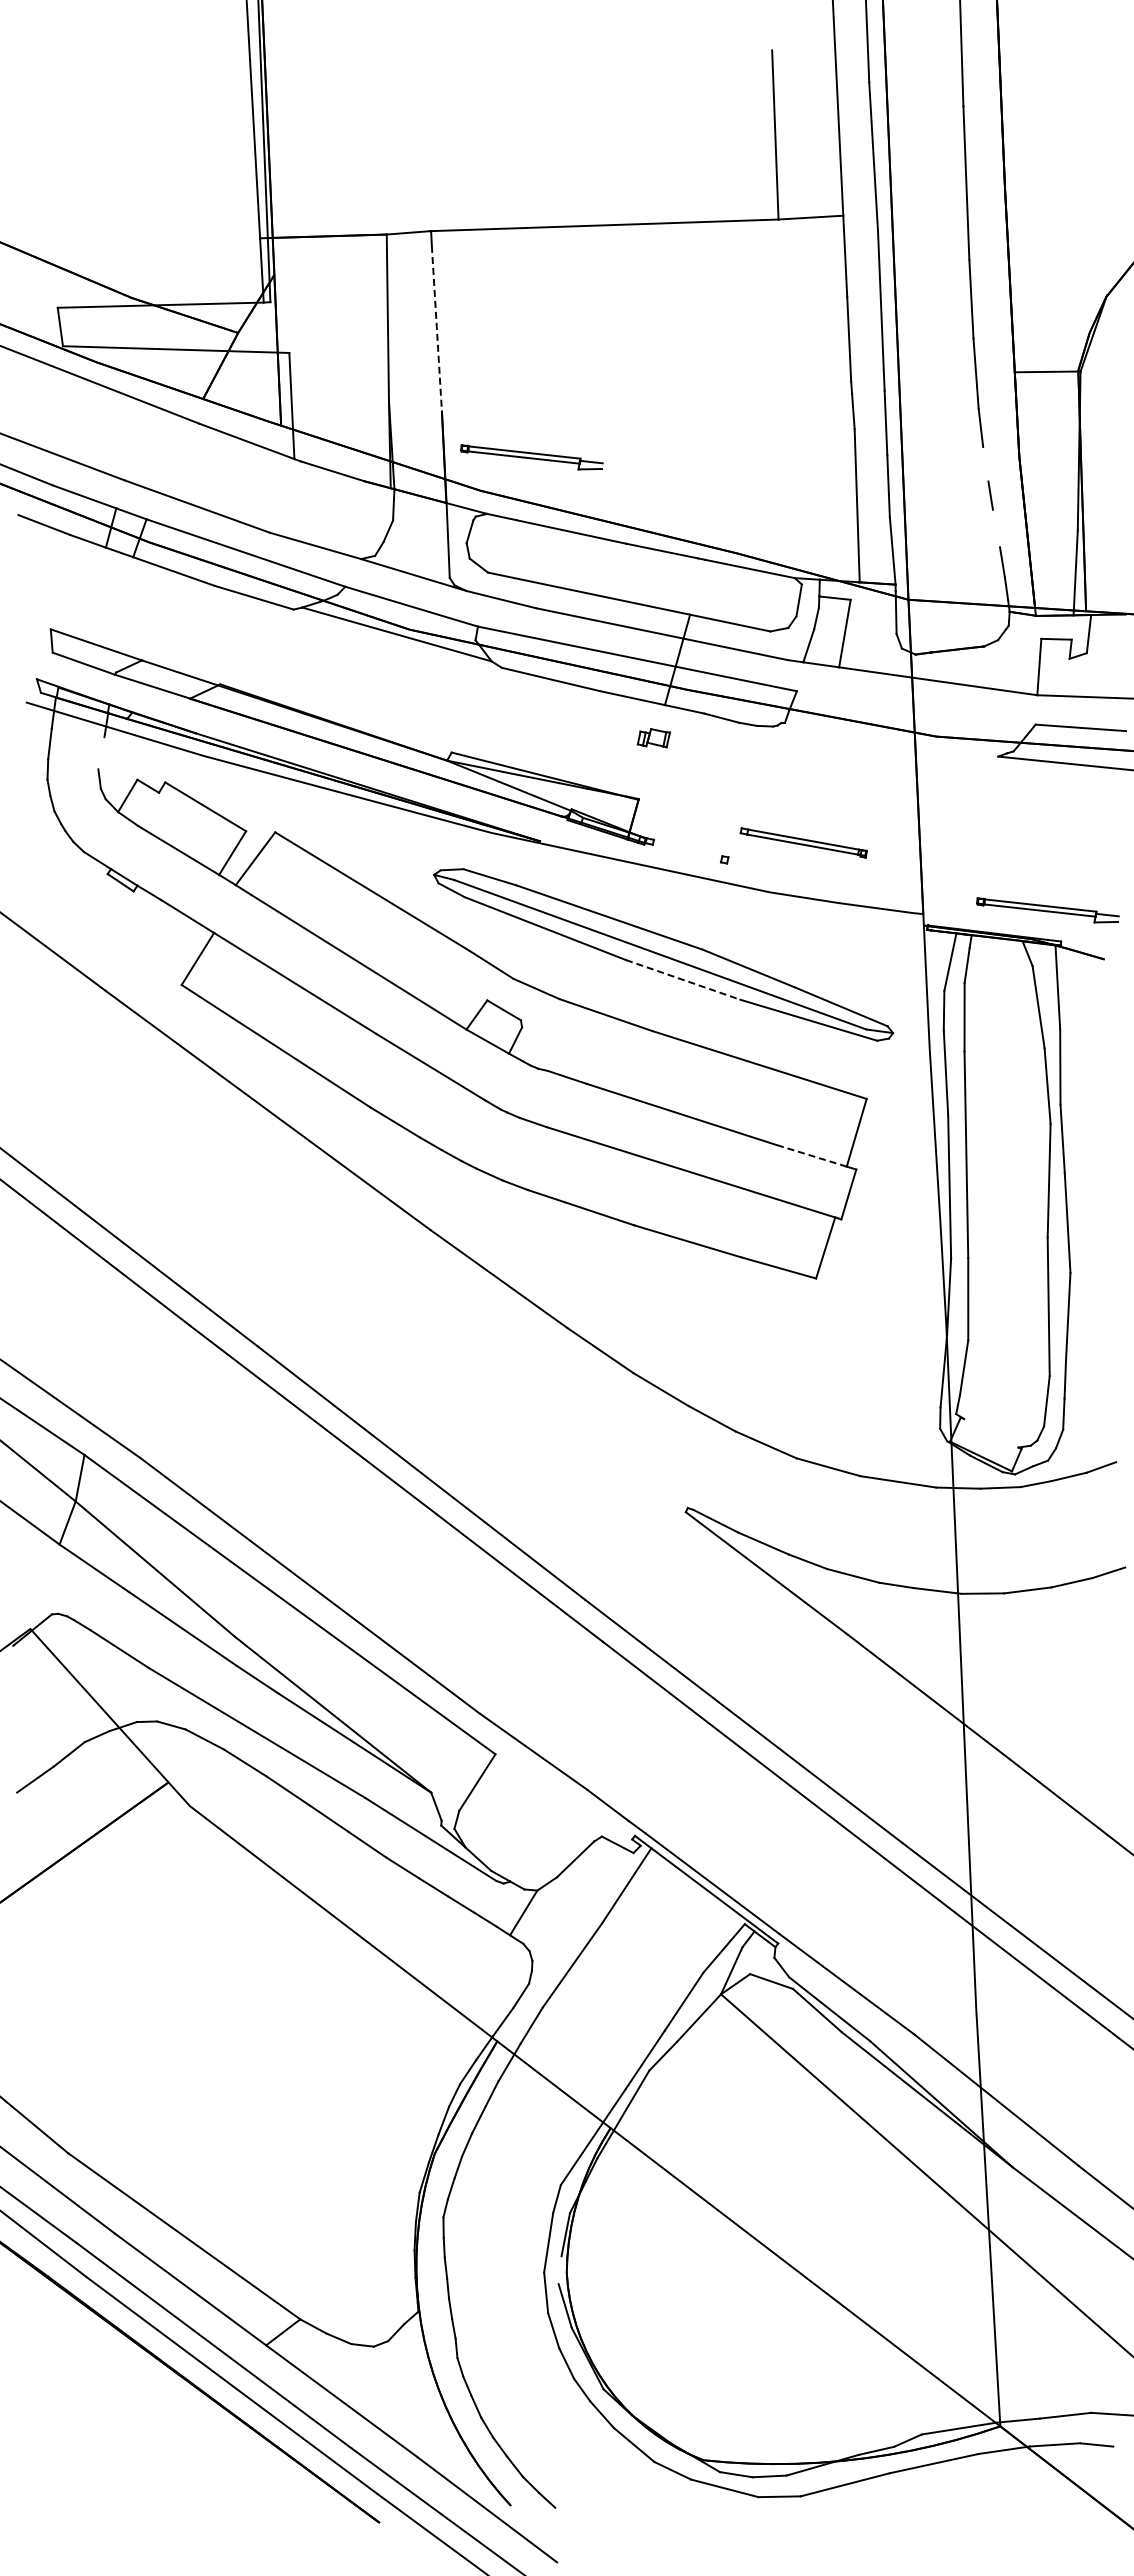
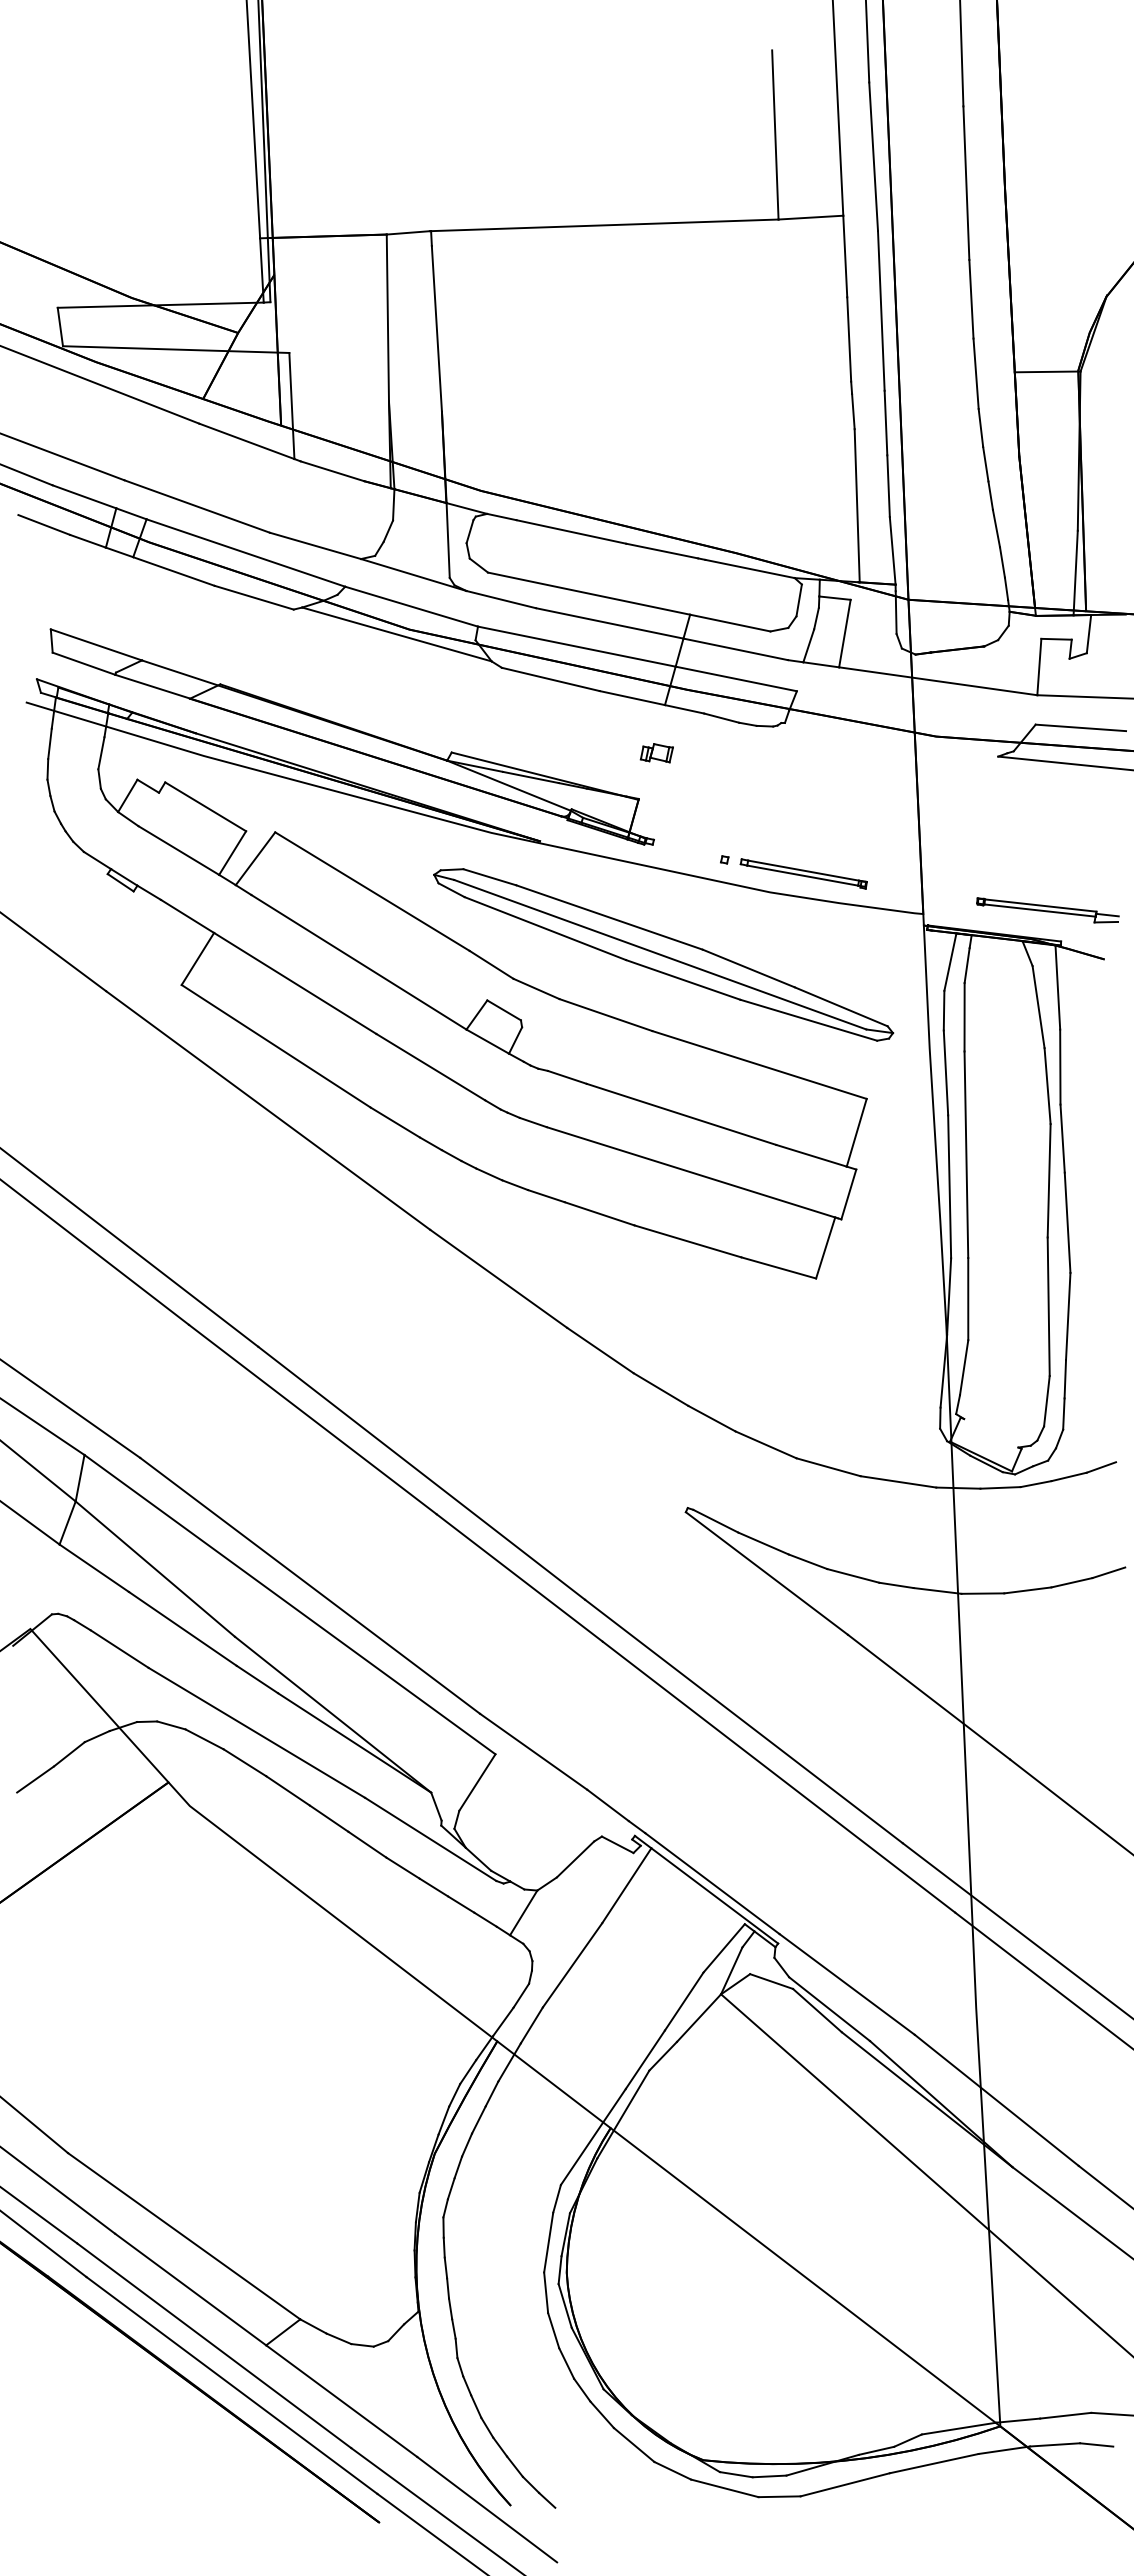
line: dashed -> solid (436, 329)
part: present -> none (531, 457)
line: none -> present (985, 464)
line: none -> present (996, 528)
part position: (653, 738) -> (656, 753) (656, 753)
line: none -> present (101, 753)
part position: (803, 842) -> (803, 873) (803, 873)
line: dashed -> solid (683, 979)
line: dashed -> solid (811, 1155)
line: none -> present (559, 2270)
